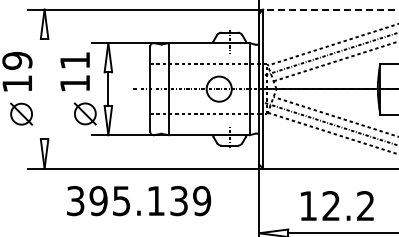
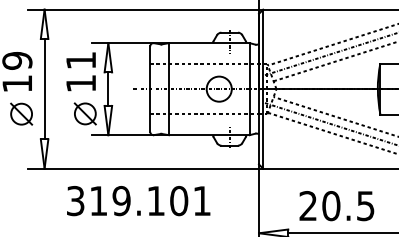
line: dashed -> solid (330, 9)
text position: (74, 71) -> (80, 71) (80, 71)
line: none -> present (44, 88)
text: 395.139 -> 319.101 (150, 200)
text: 12.2 -> 20.5 (336, 206)
